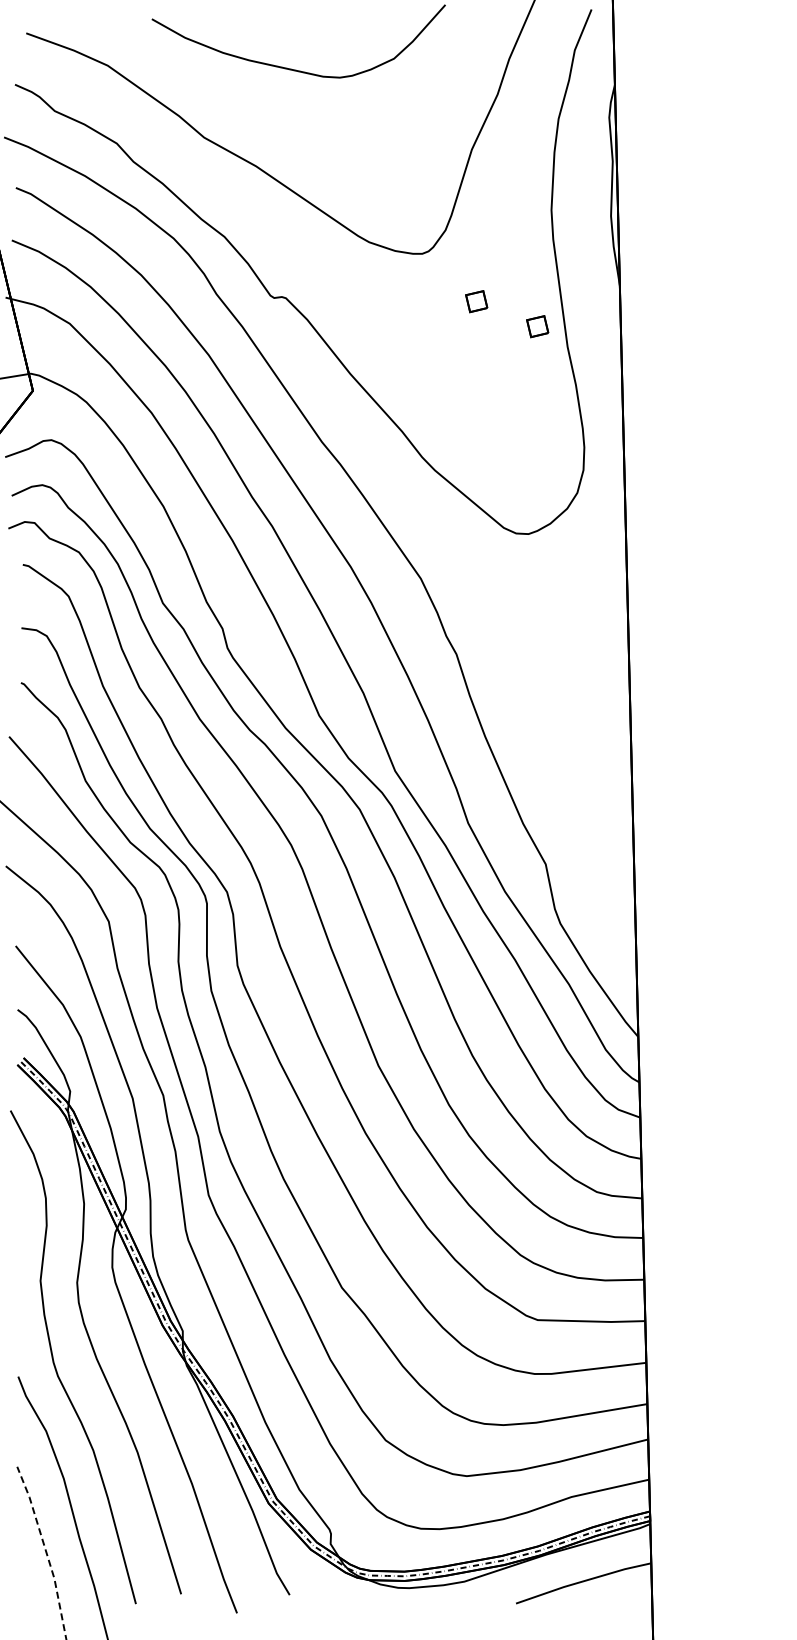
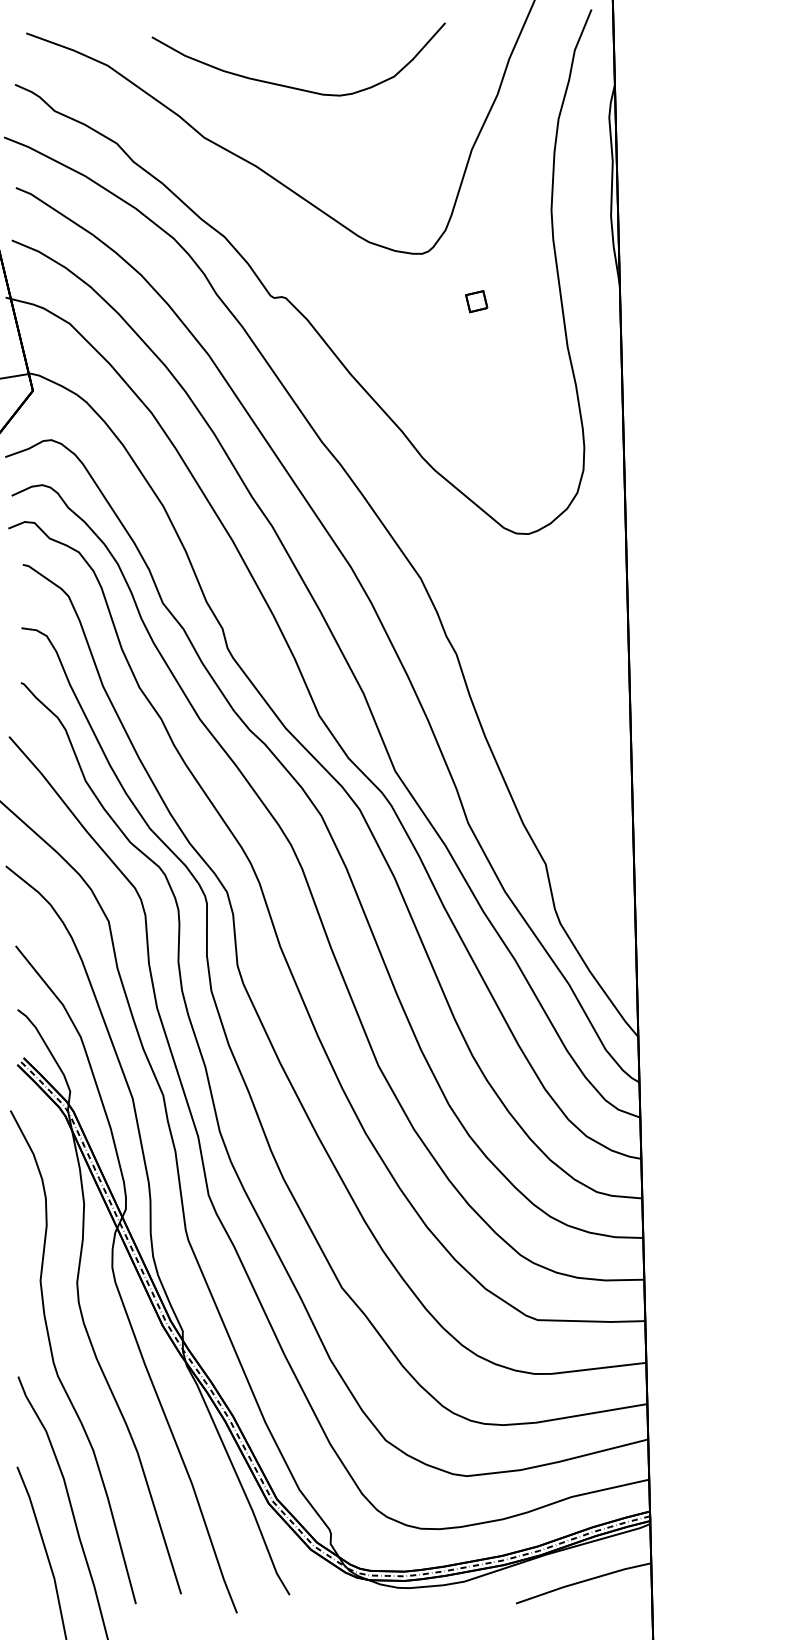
curve position: (291, 68) -> (291, 86) (291, 86)
part: present -> none (537, 326)
line: dashed -> solid (46, 1551)
